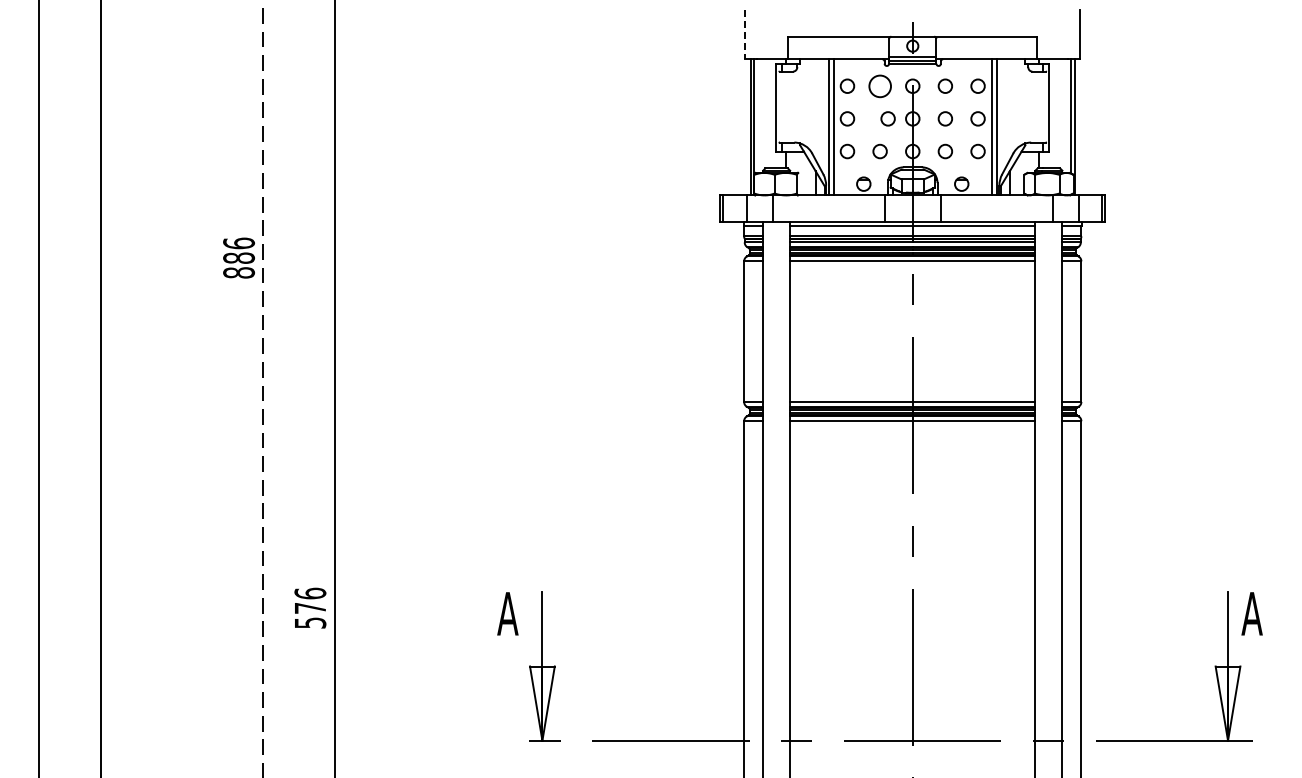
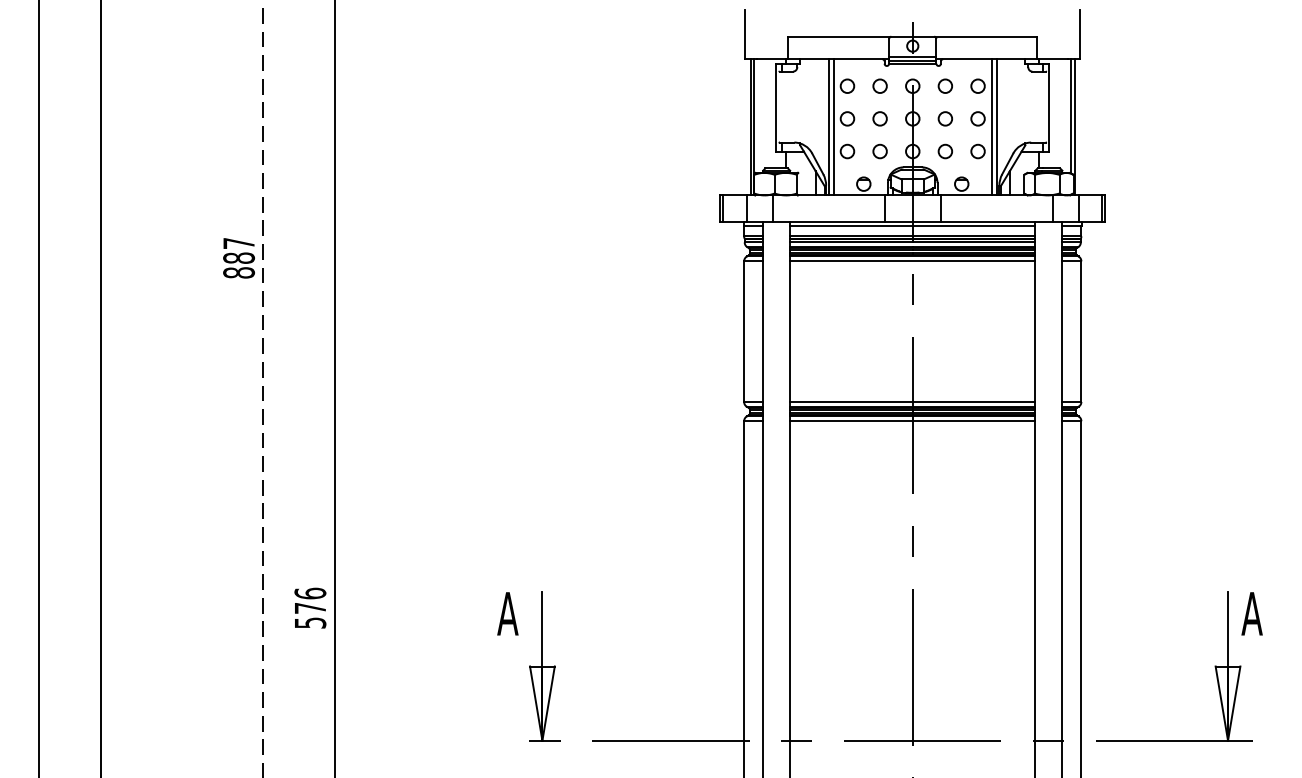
line: dashed -> solid (745, 34)
circle size: 24x25 px -> 16x16 px (879, 85)
circle position: (887, 118) -> (879, 118) (879, 118)
text: 886 -> 887 (239, 243)
